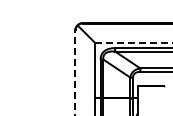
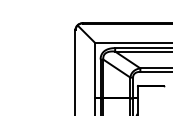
line: dashed -> solid (133, 42)
line: dashed -> solid (75, 72)
